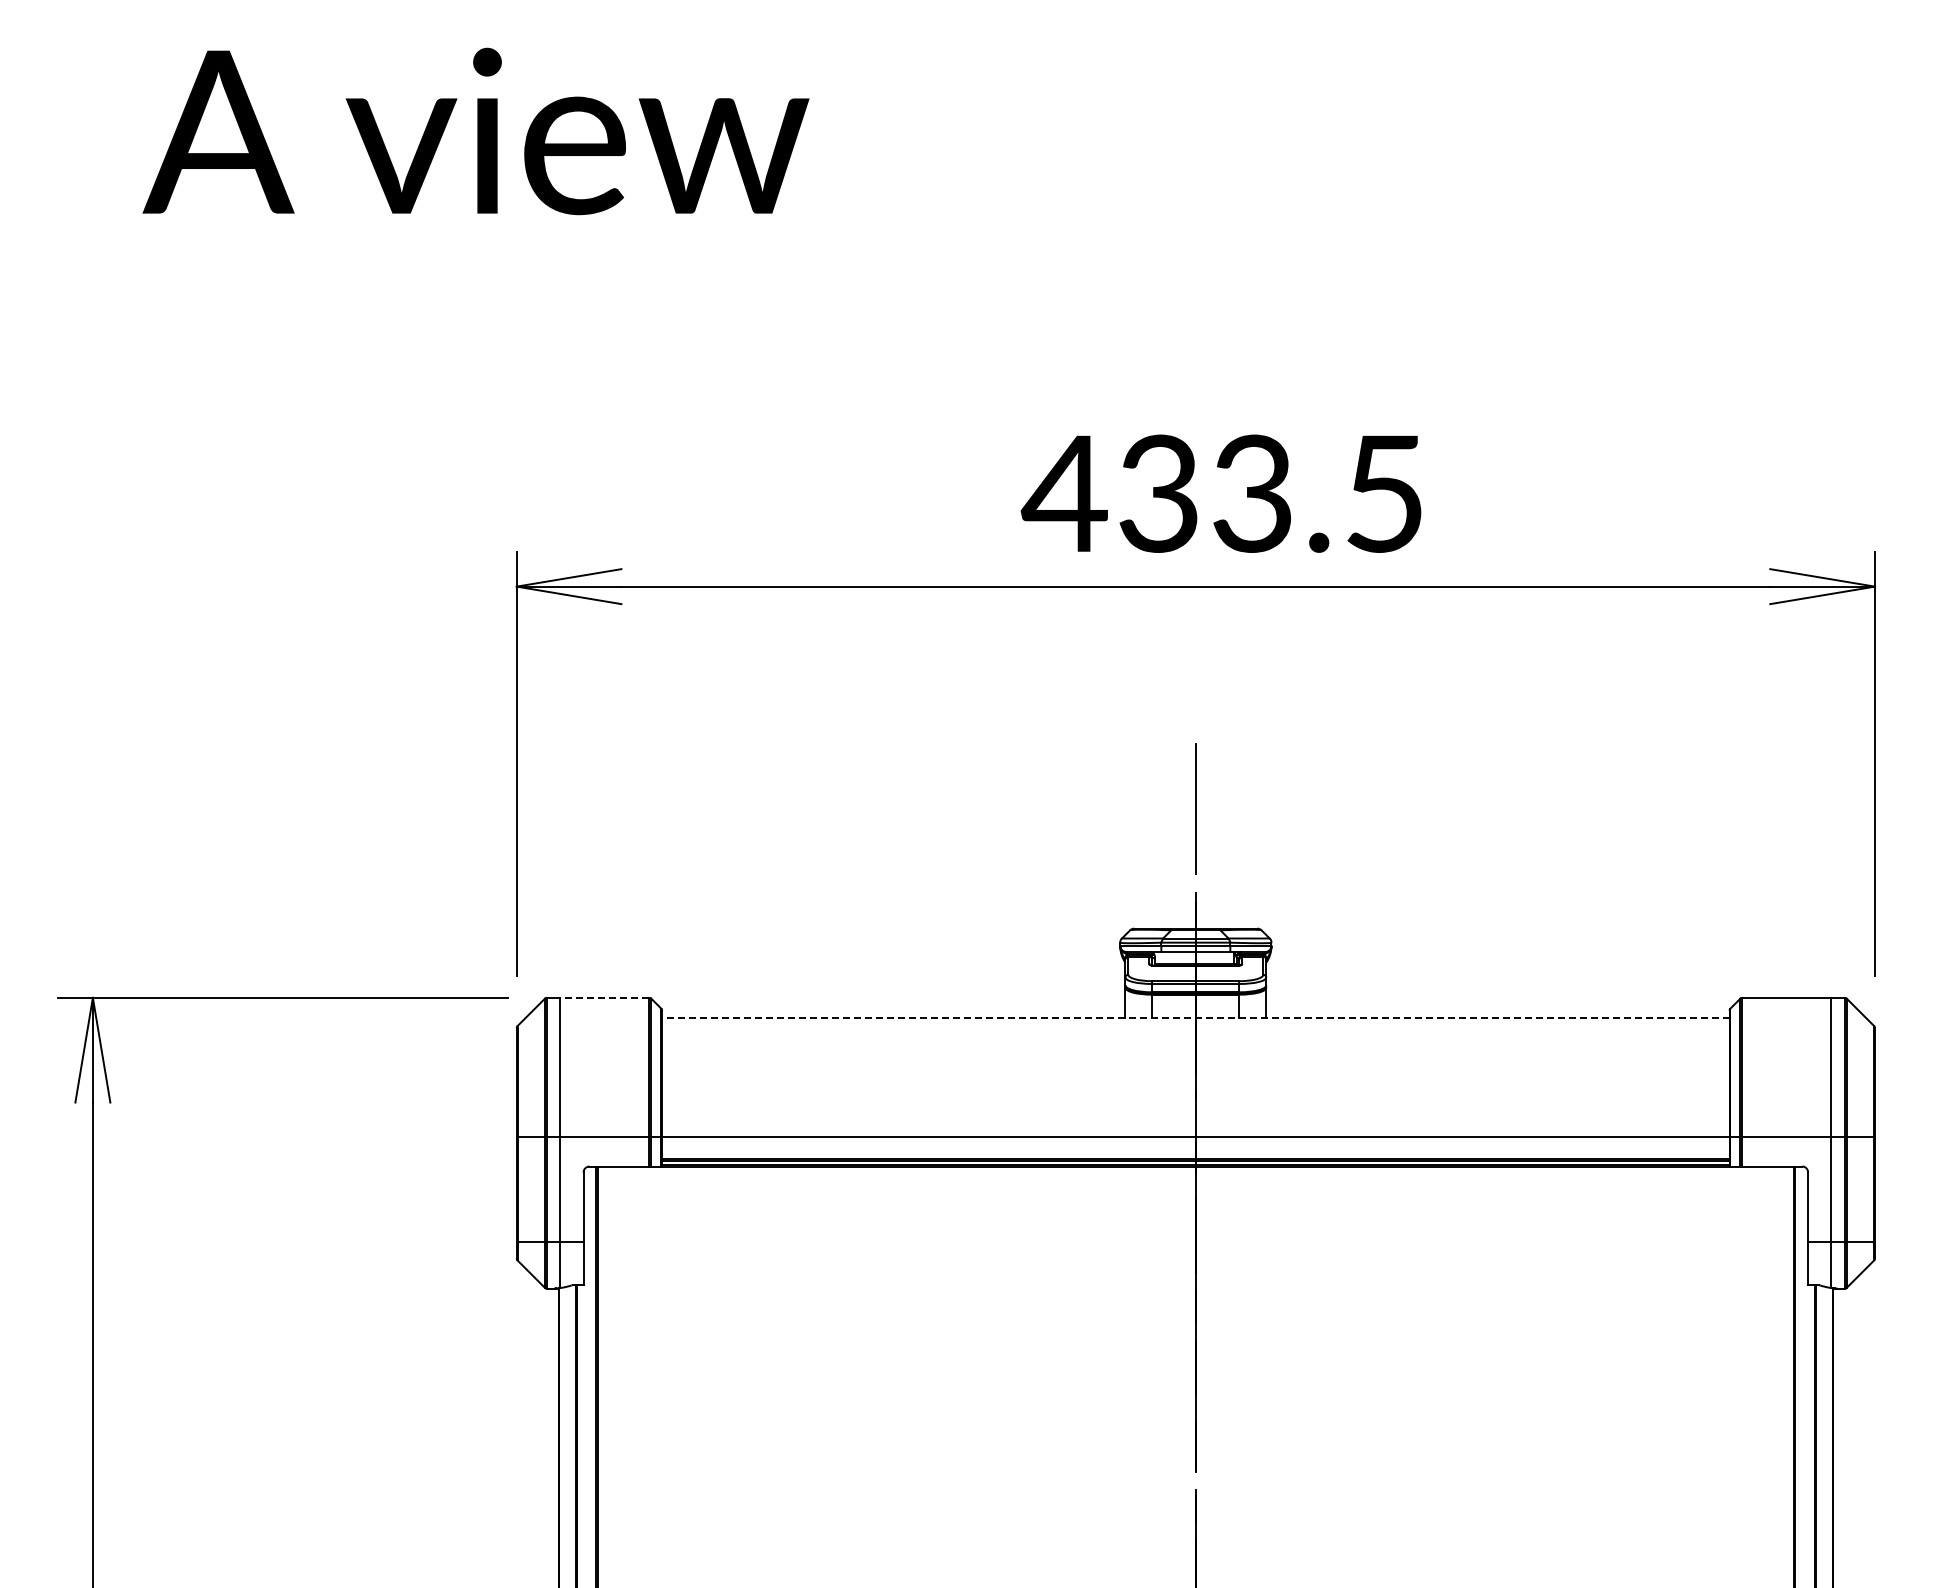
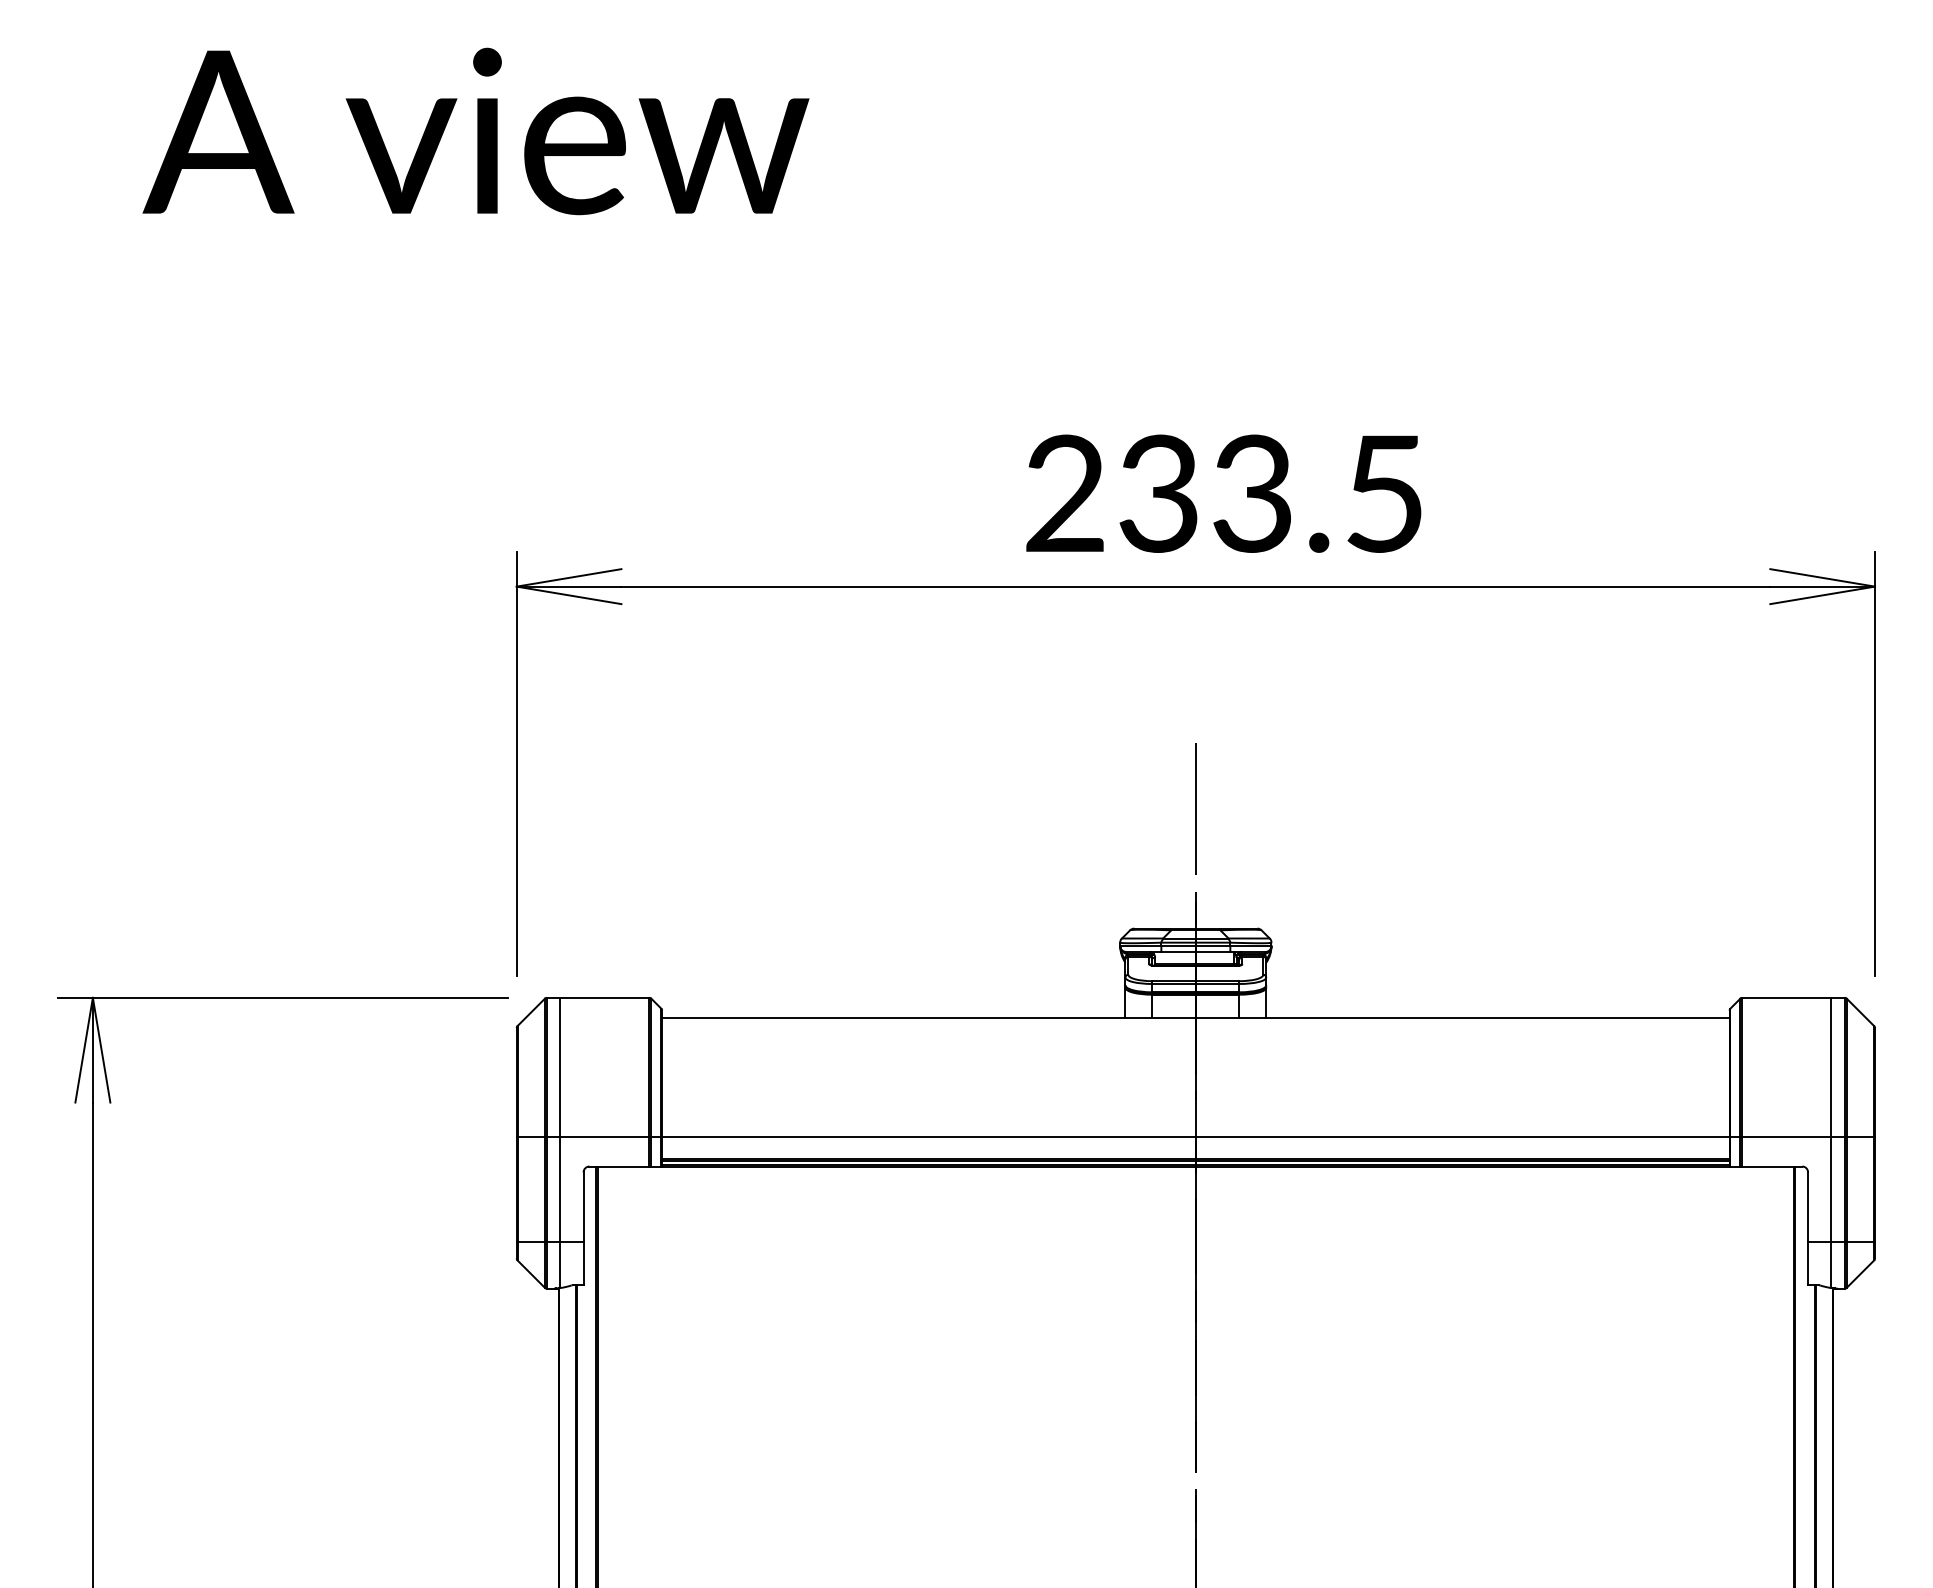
text: 433.5 -> 233.5 (1063, 492)
line: dashed -> solid (604, 997)
line: dashed -> solid (1195, 1018)
